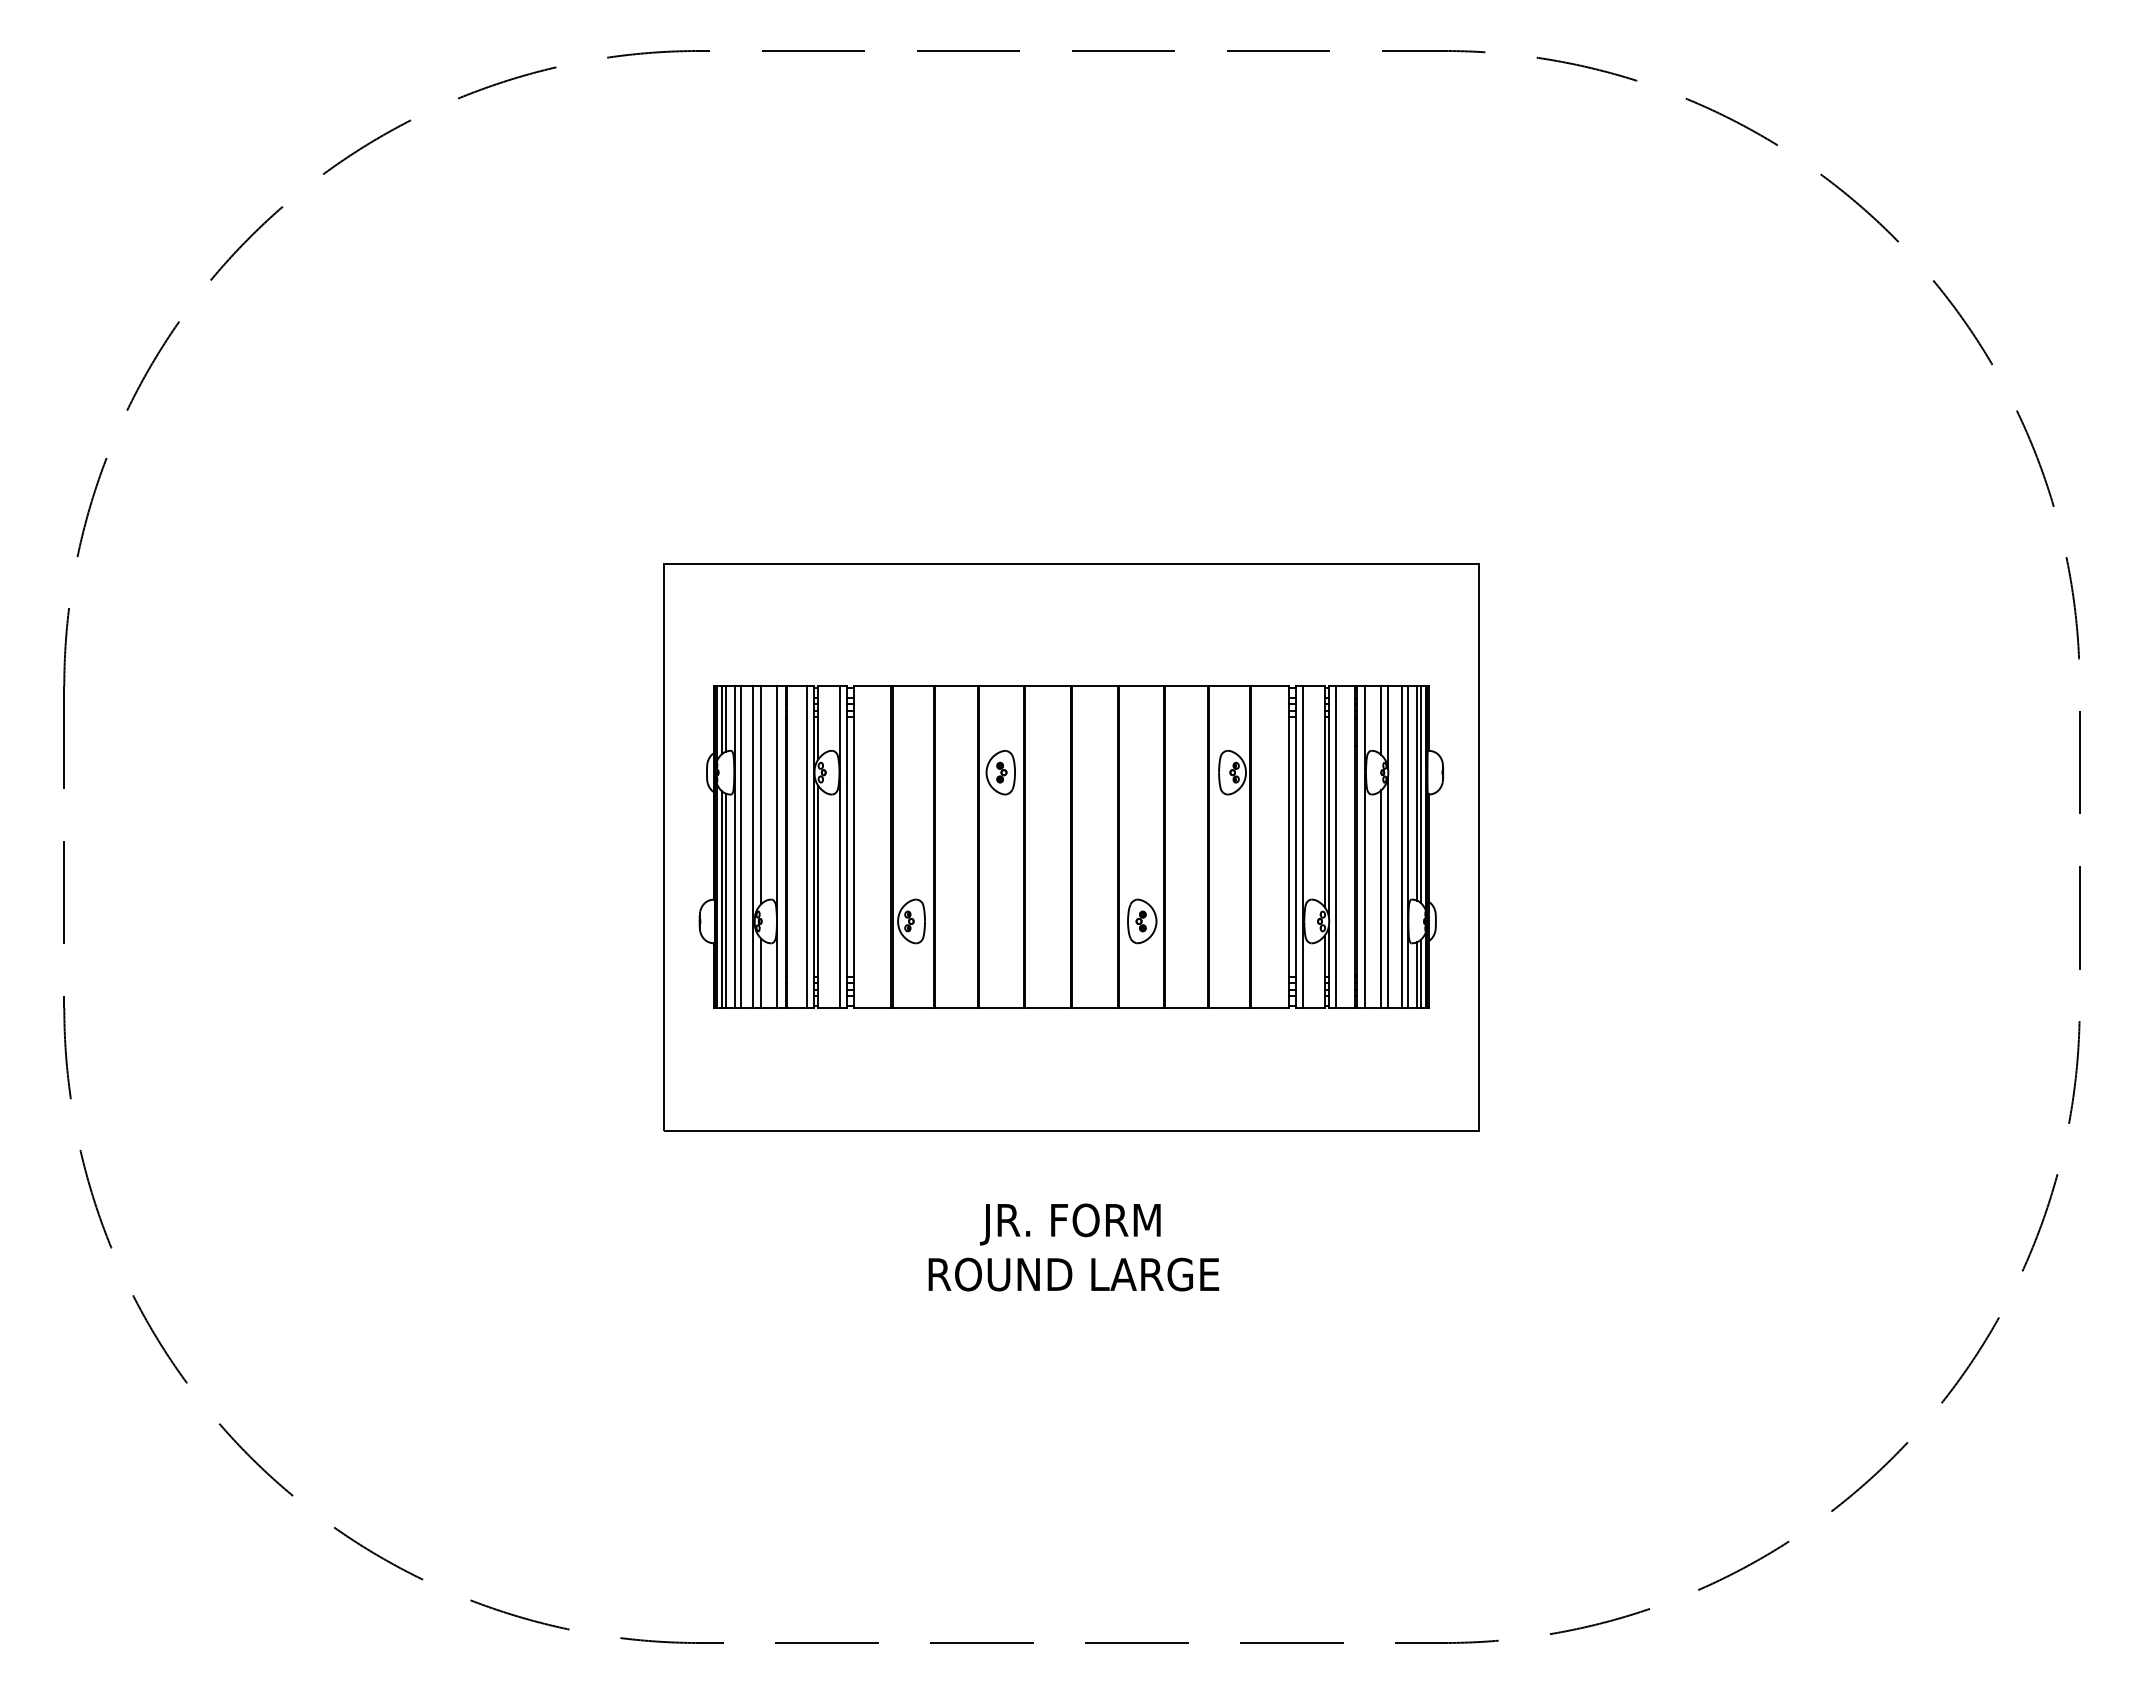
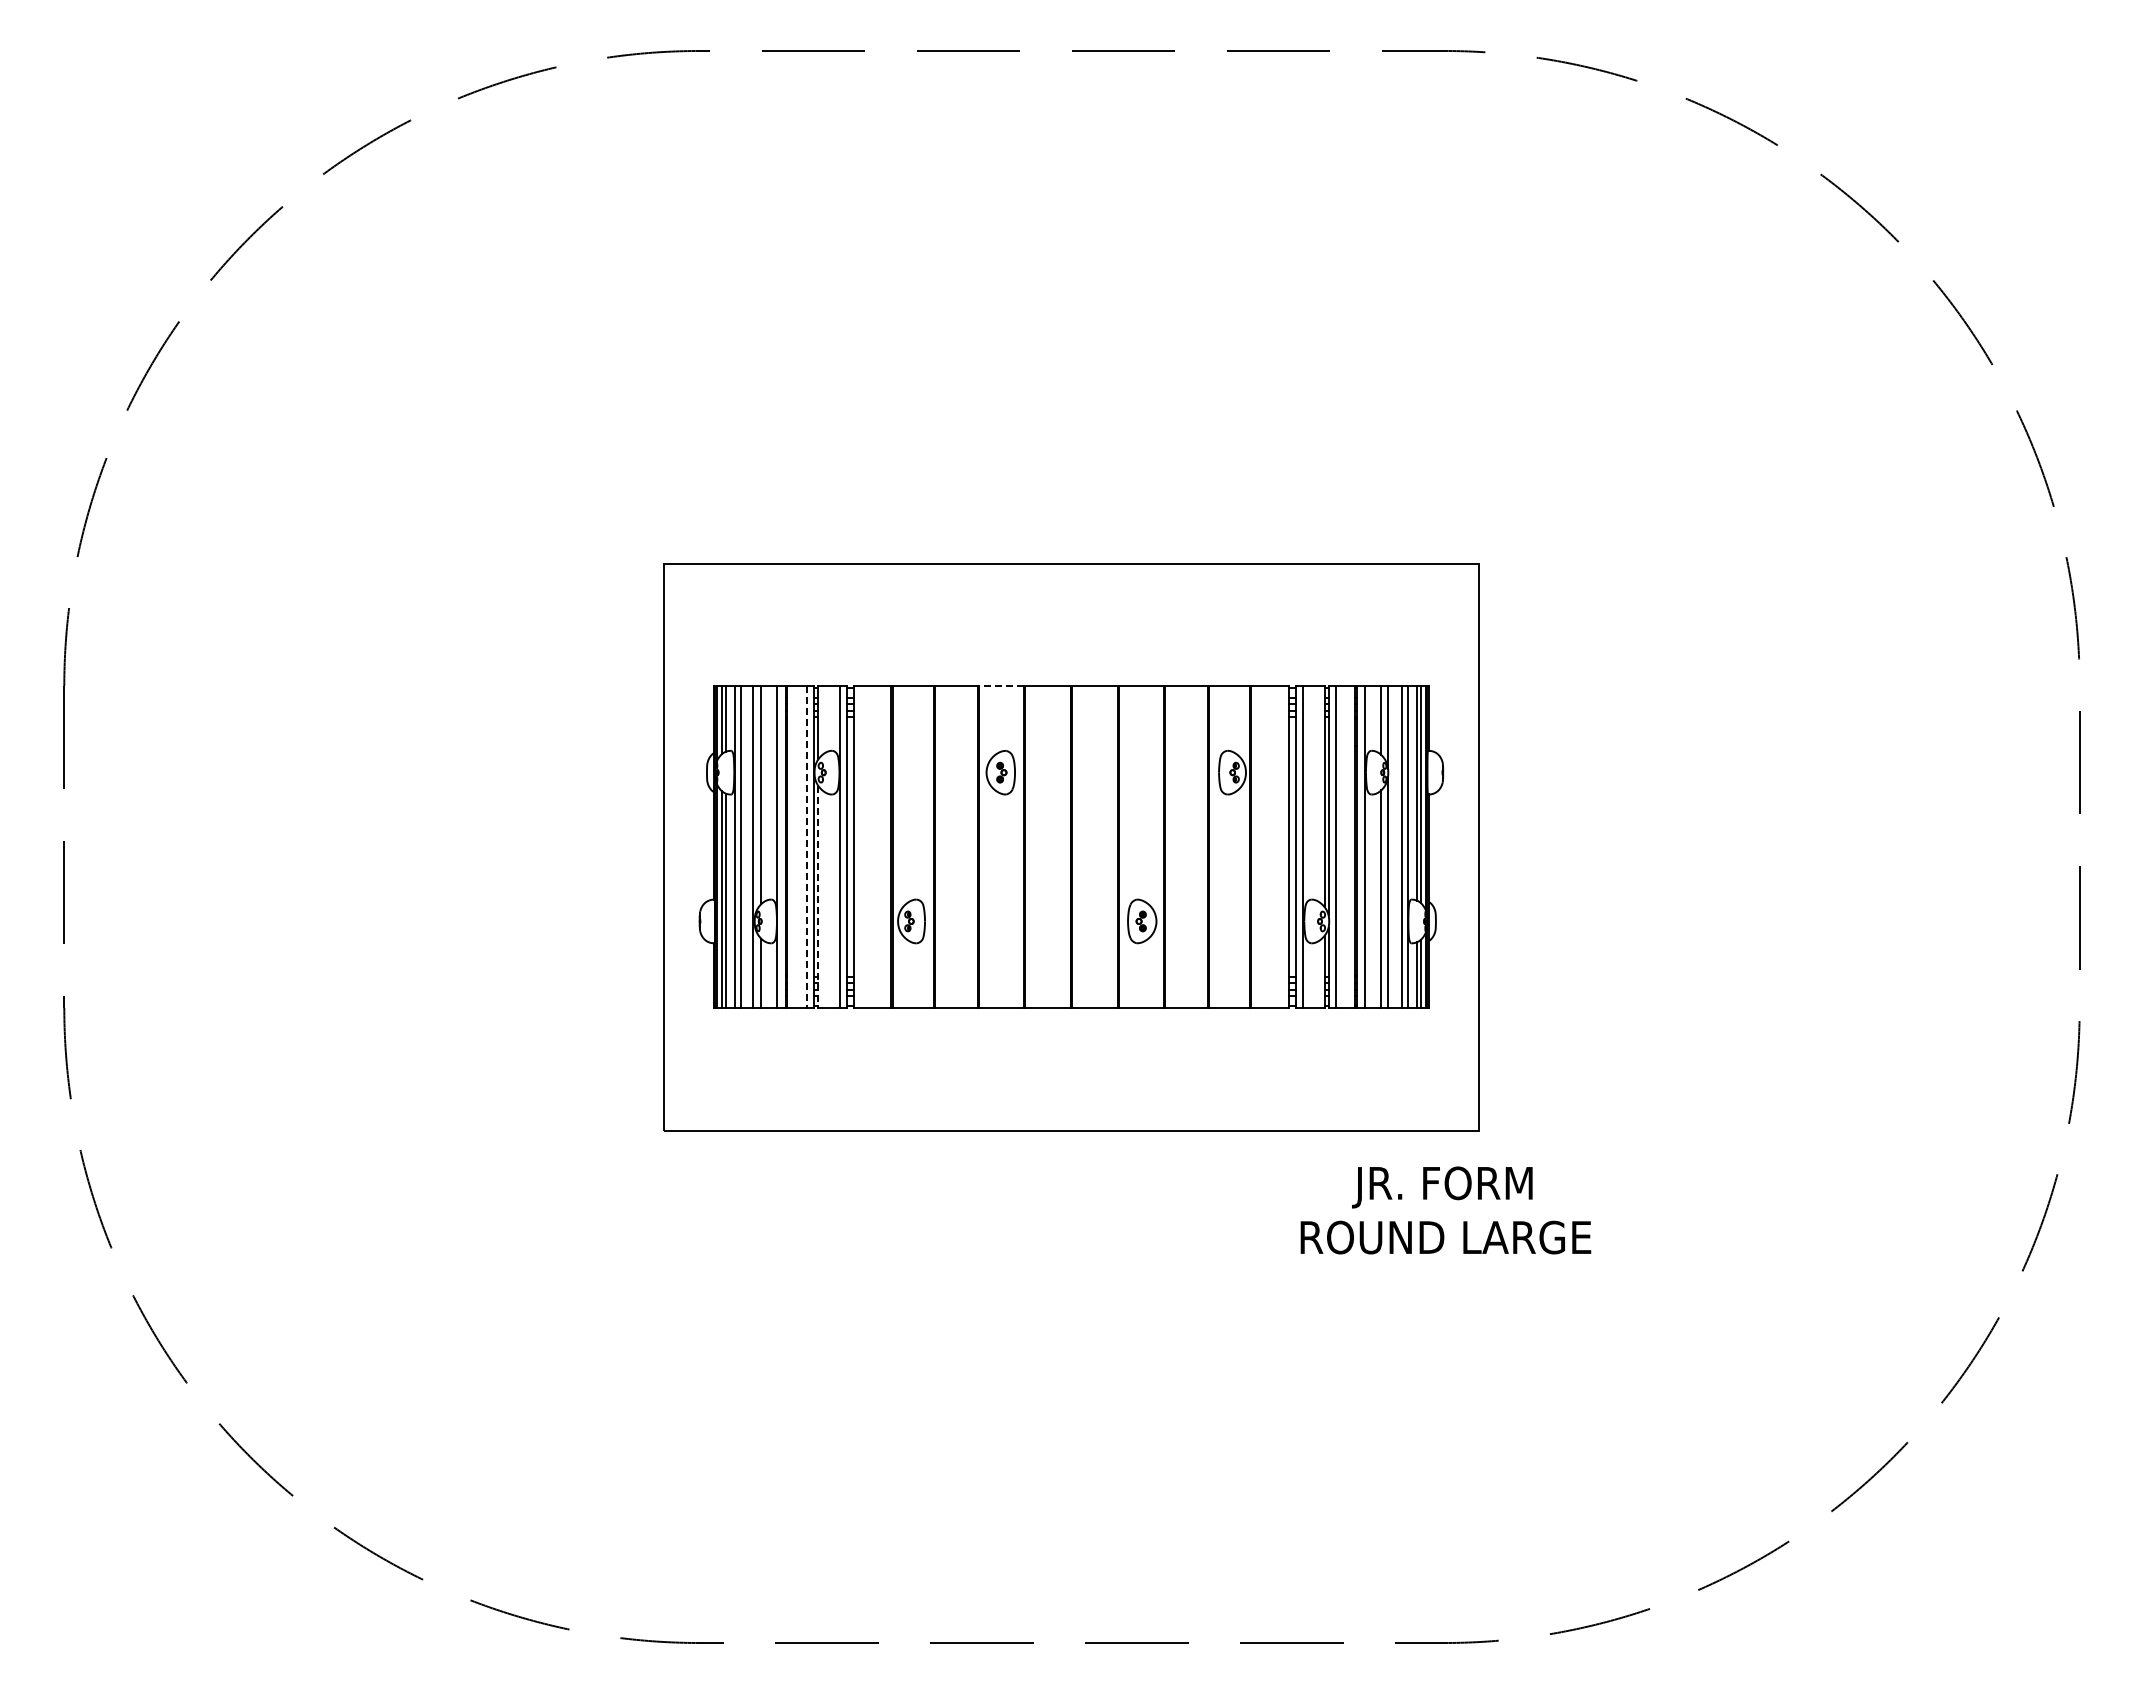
line: solid -> dashed (1001, 685)
line: solid -> dashed (806, 847)
line: solid -> dashed (818, 897)
text position: (1073, 1247) -> (1445, 1210) (1445, 1210)
